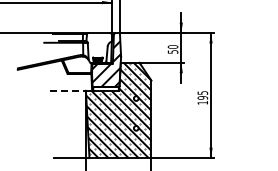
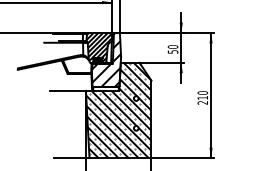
hatch: none -> present (99, 48)
line: dashed -> solid (68, 90)
text: 195 -> 210 (202, 97)
